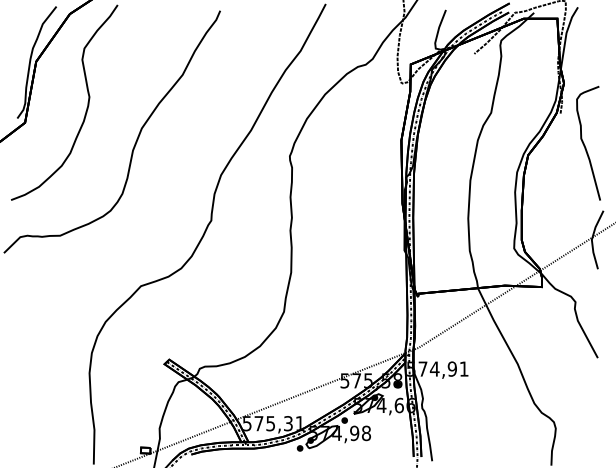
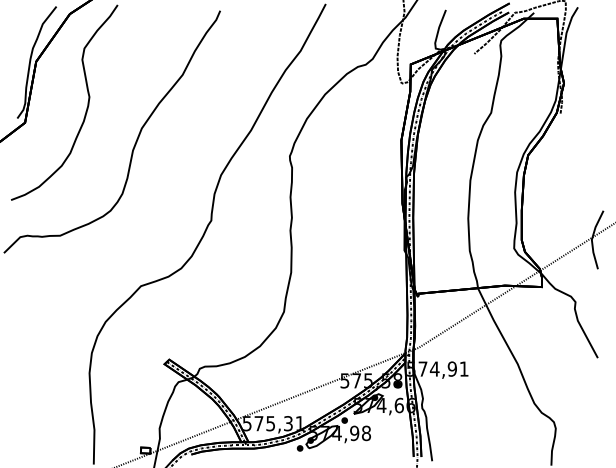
curve: present -> none (584, 143)
